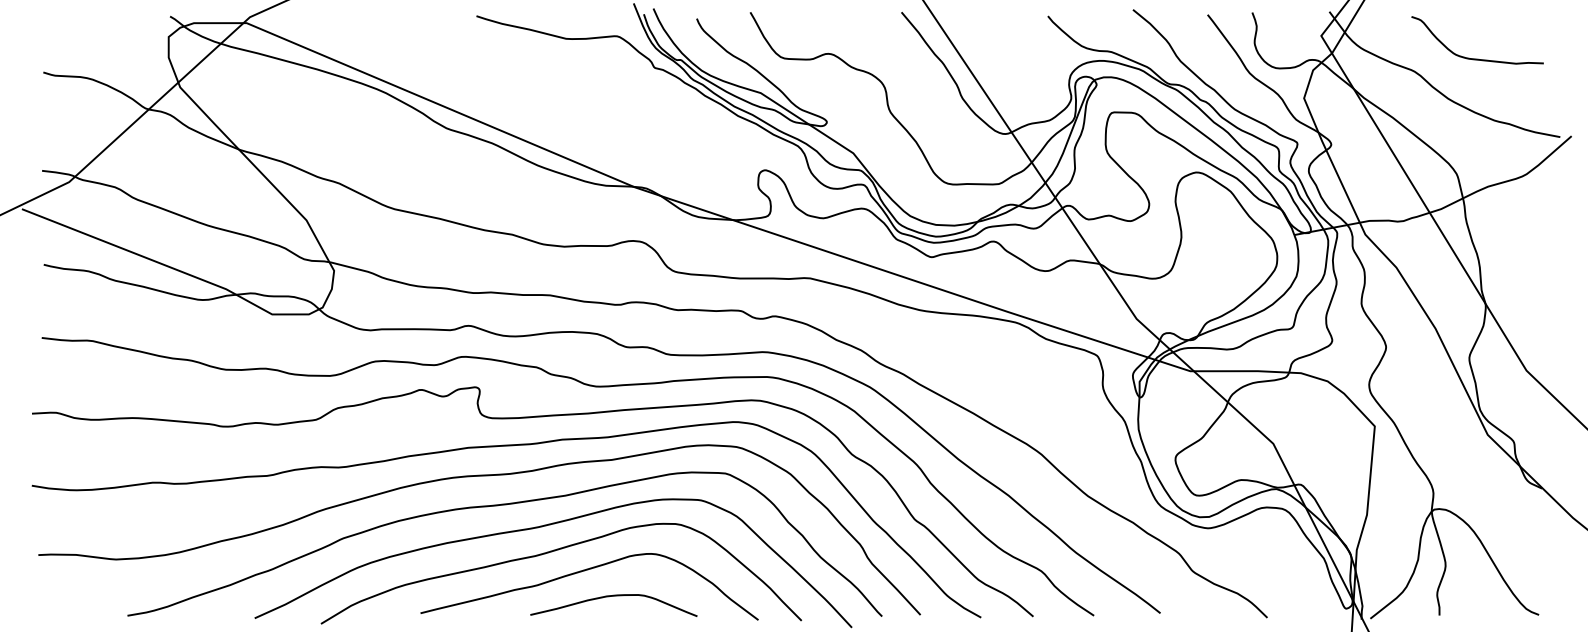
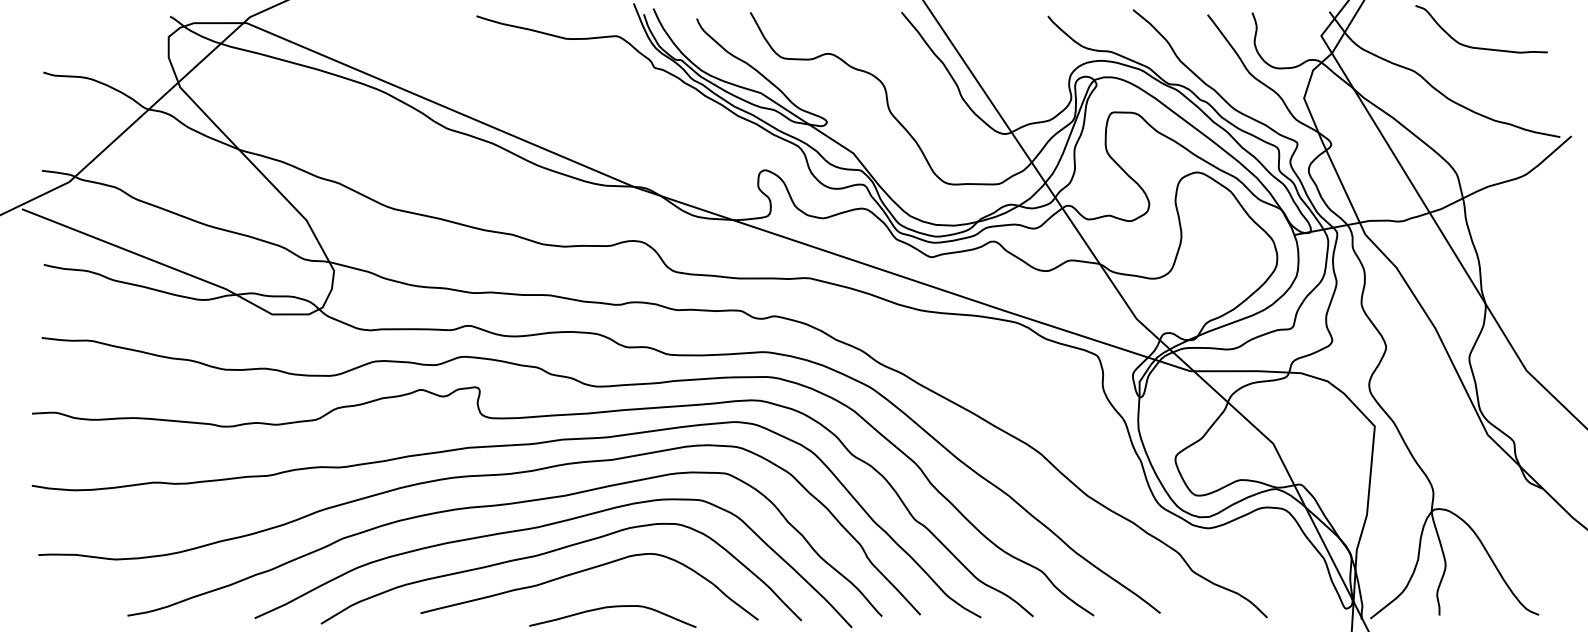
curve position: (1477, 58) -> (1481, 47) (1481, 47)
curve position: (613, 596) -> (612, 607) (612, 607)
